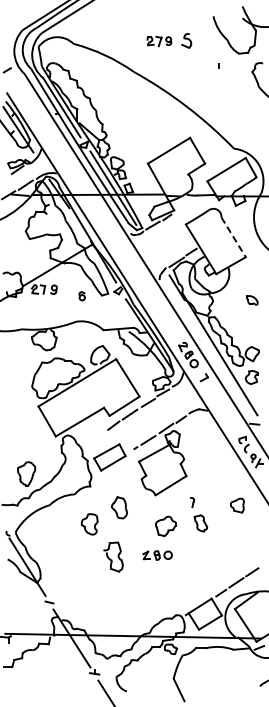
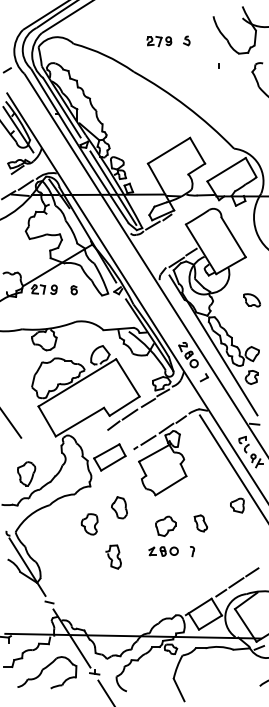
part size: 12x16 px -> 8x12 px (186, 40)
line: dashed -> solid (233, 237)
part position: (81, 296) -> (73, 290) (73, 290)
part size: 13x11 px -> 19x15 px (252, 300)
line: none -> present (11, 424)
line: none -> present (232, 466)
part position: (192, 502) -> (192, 551) (192, 551)
part position: (157, 555) -> (163, 551) (163, 551)
part size: 21x32 px -> 17x26 px (113, 556)
part: none -> present (47, 672)
